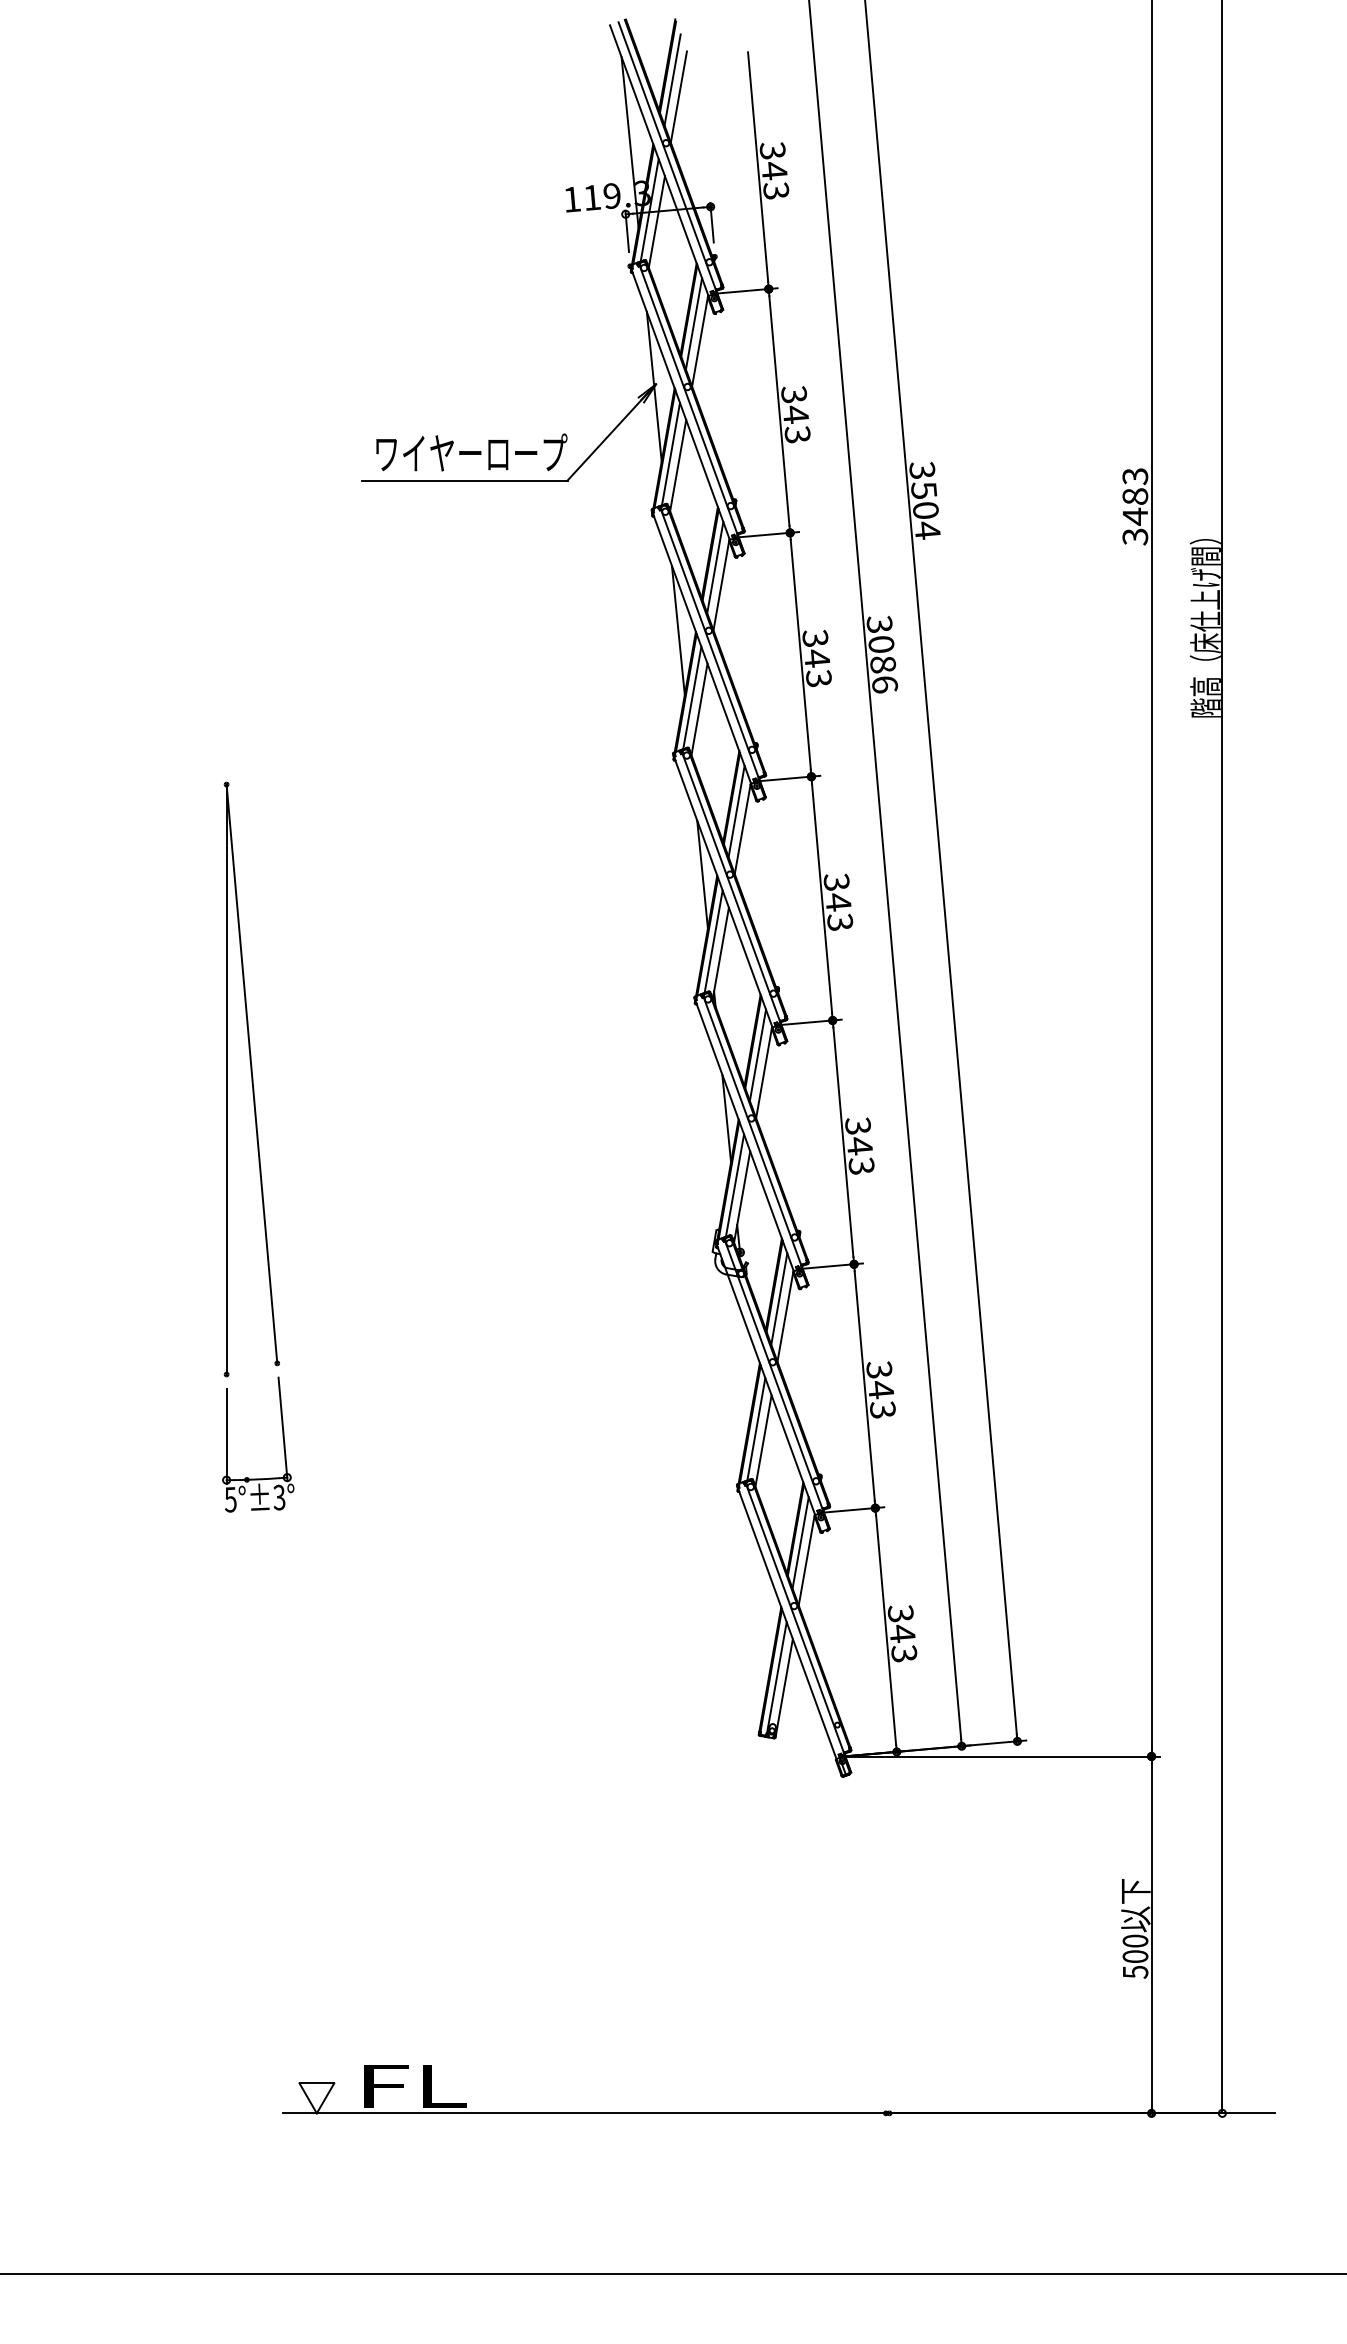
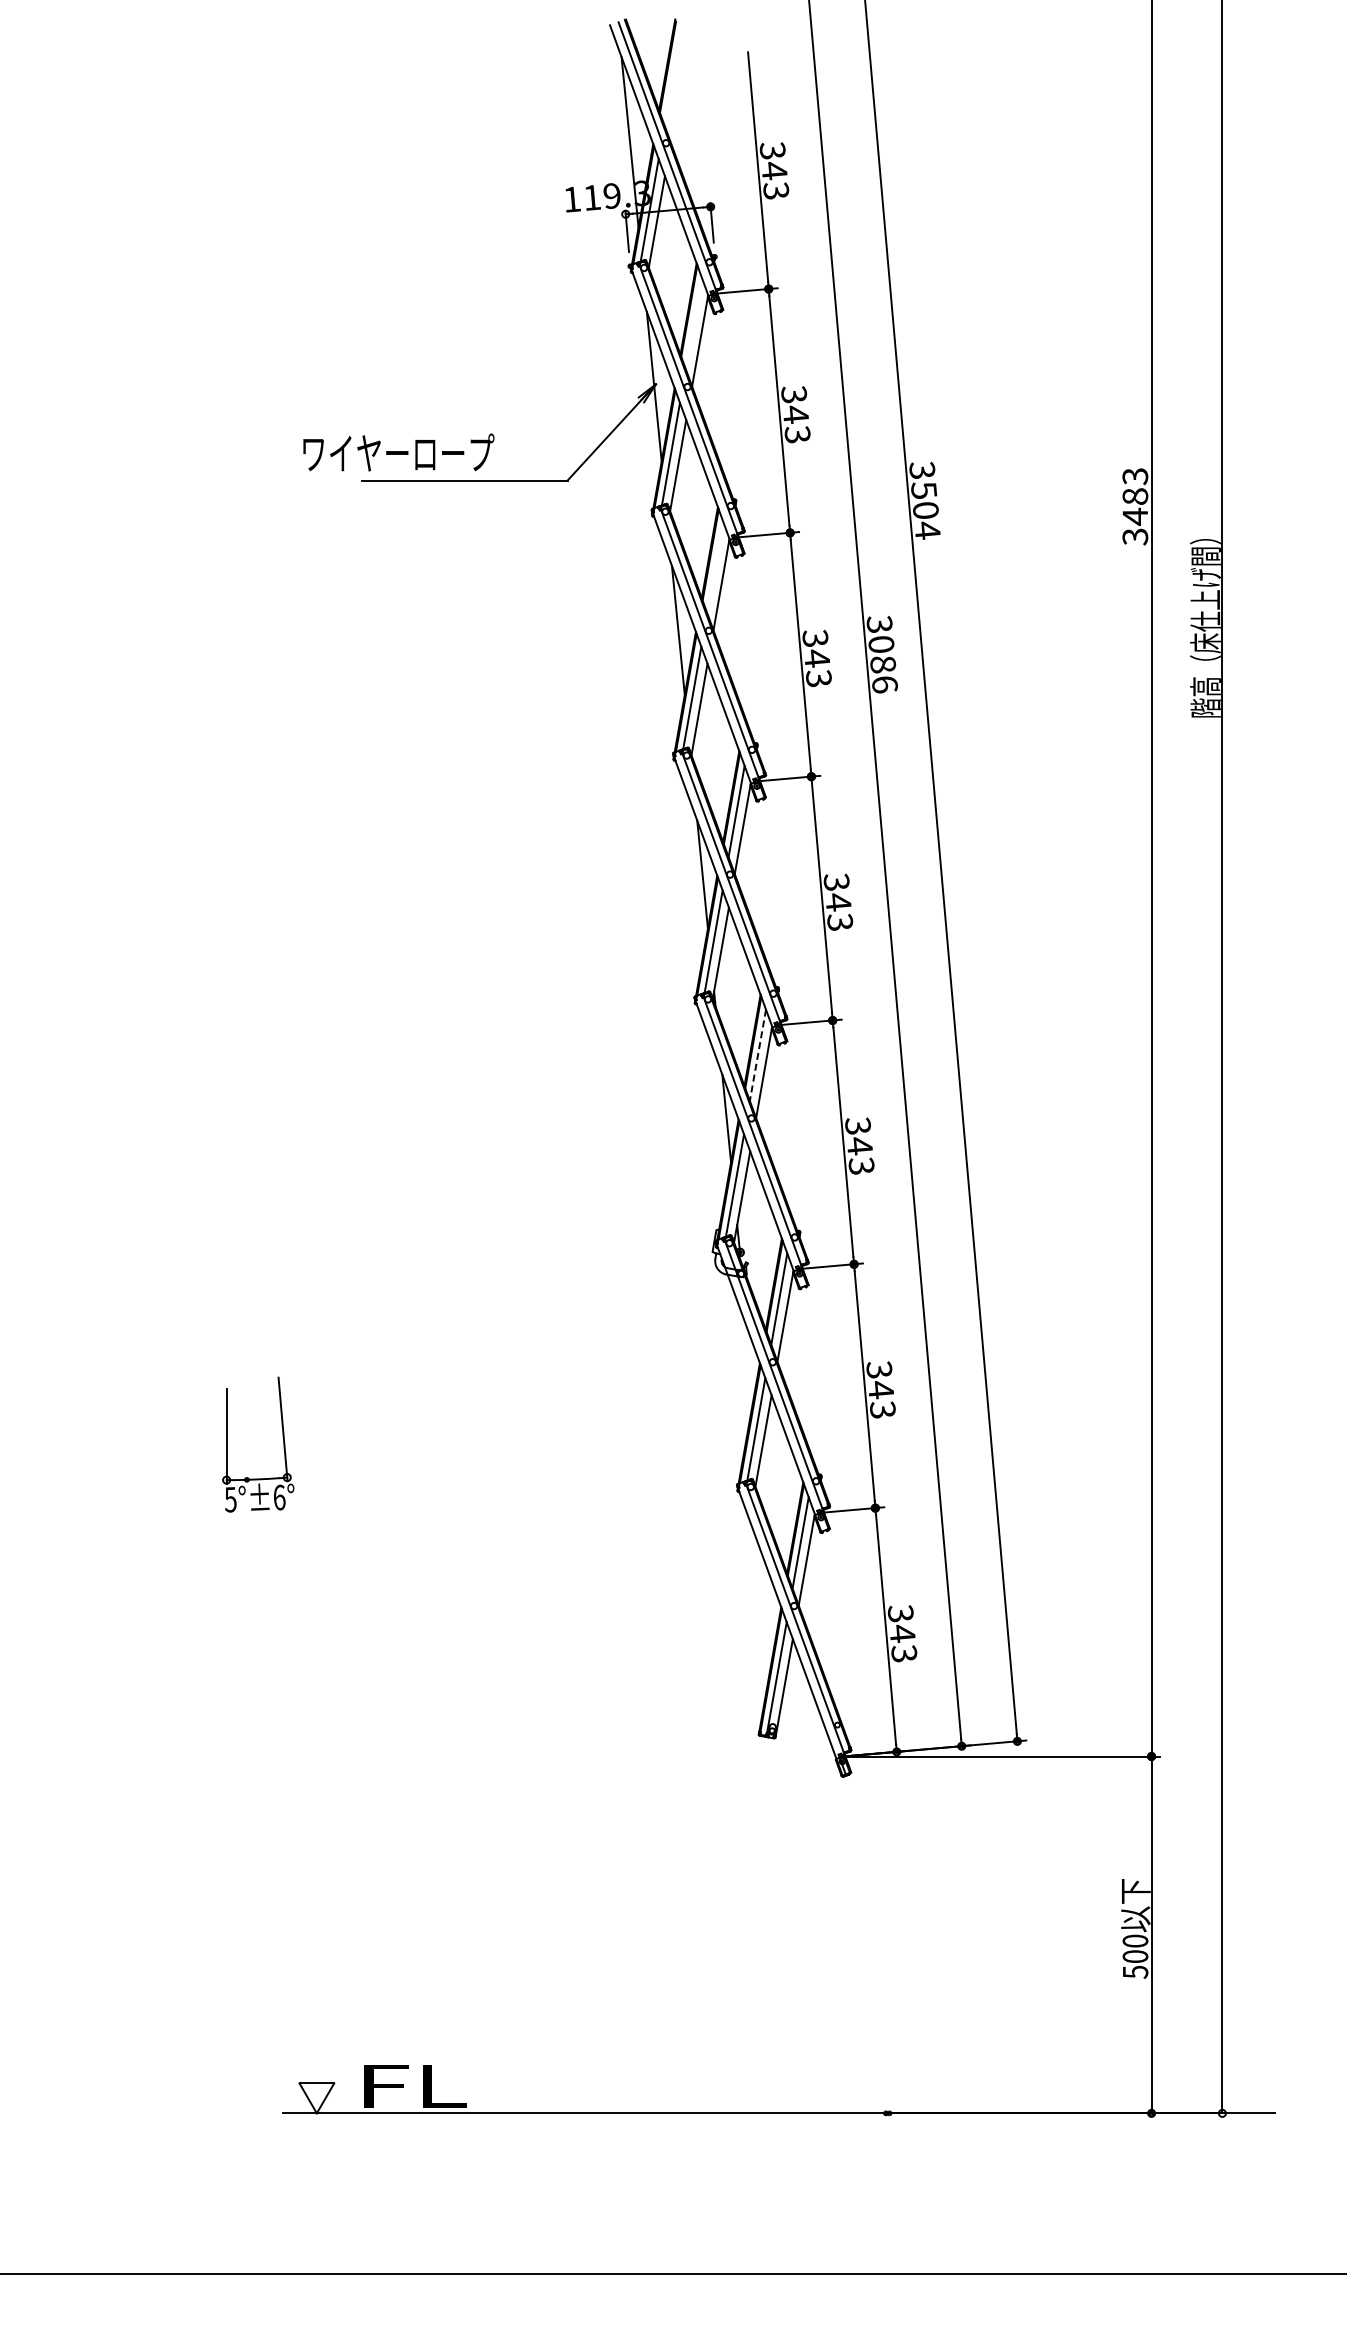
line: present -> none (672, 79)
line: present -> none (678, 96)
line: present -> none (693, 323)
text position: (471, 452) -> (398, 452) (398, 452)
line: present -> none (715, 567)
line: solid -> dashed (757, 1055)
part: present -> none (251, 1079)
text: 5°±3° -> 5°±6° (279, 1497)
